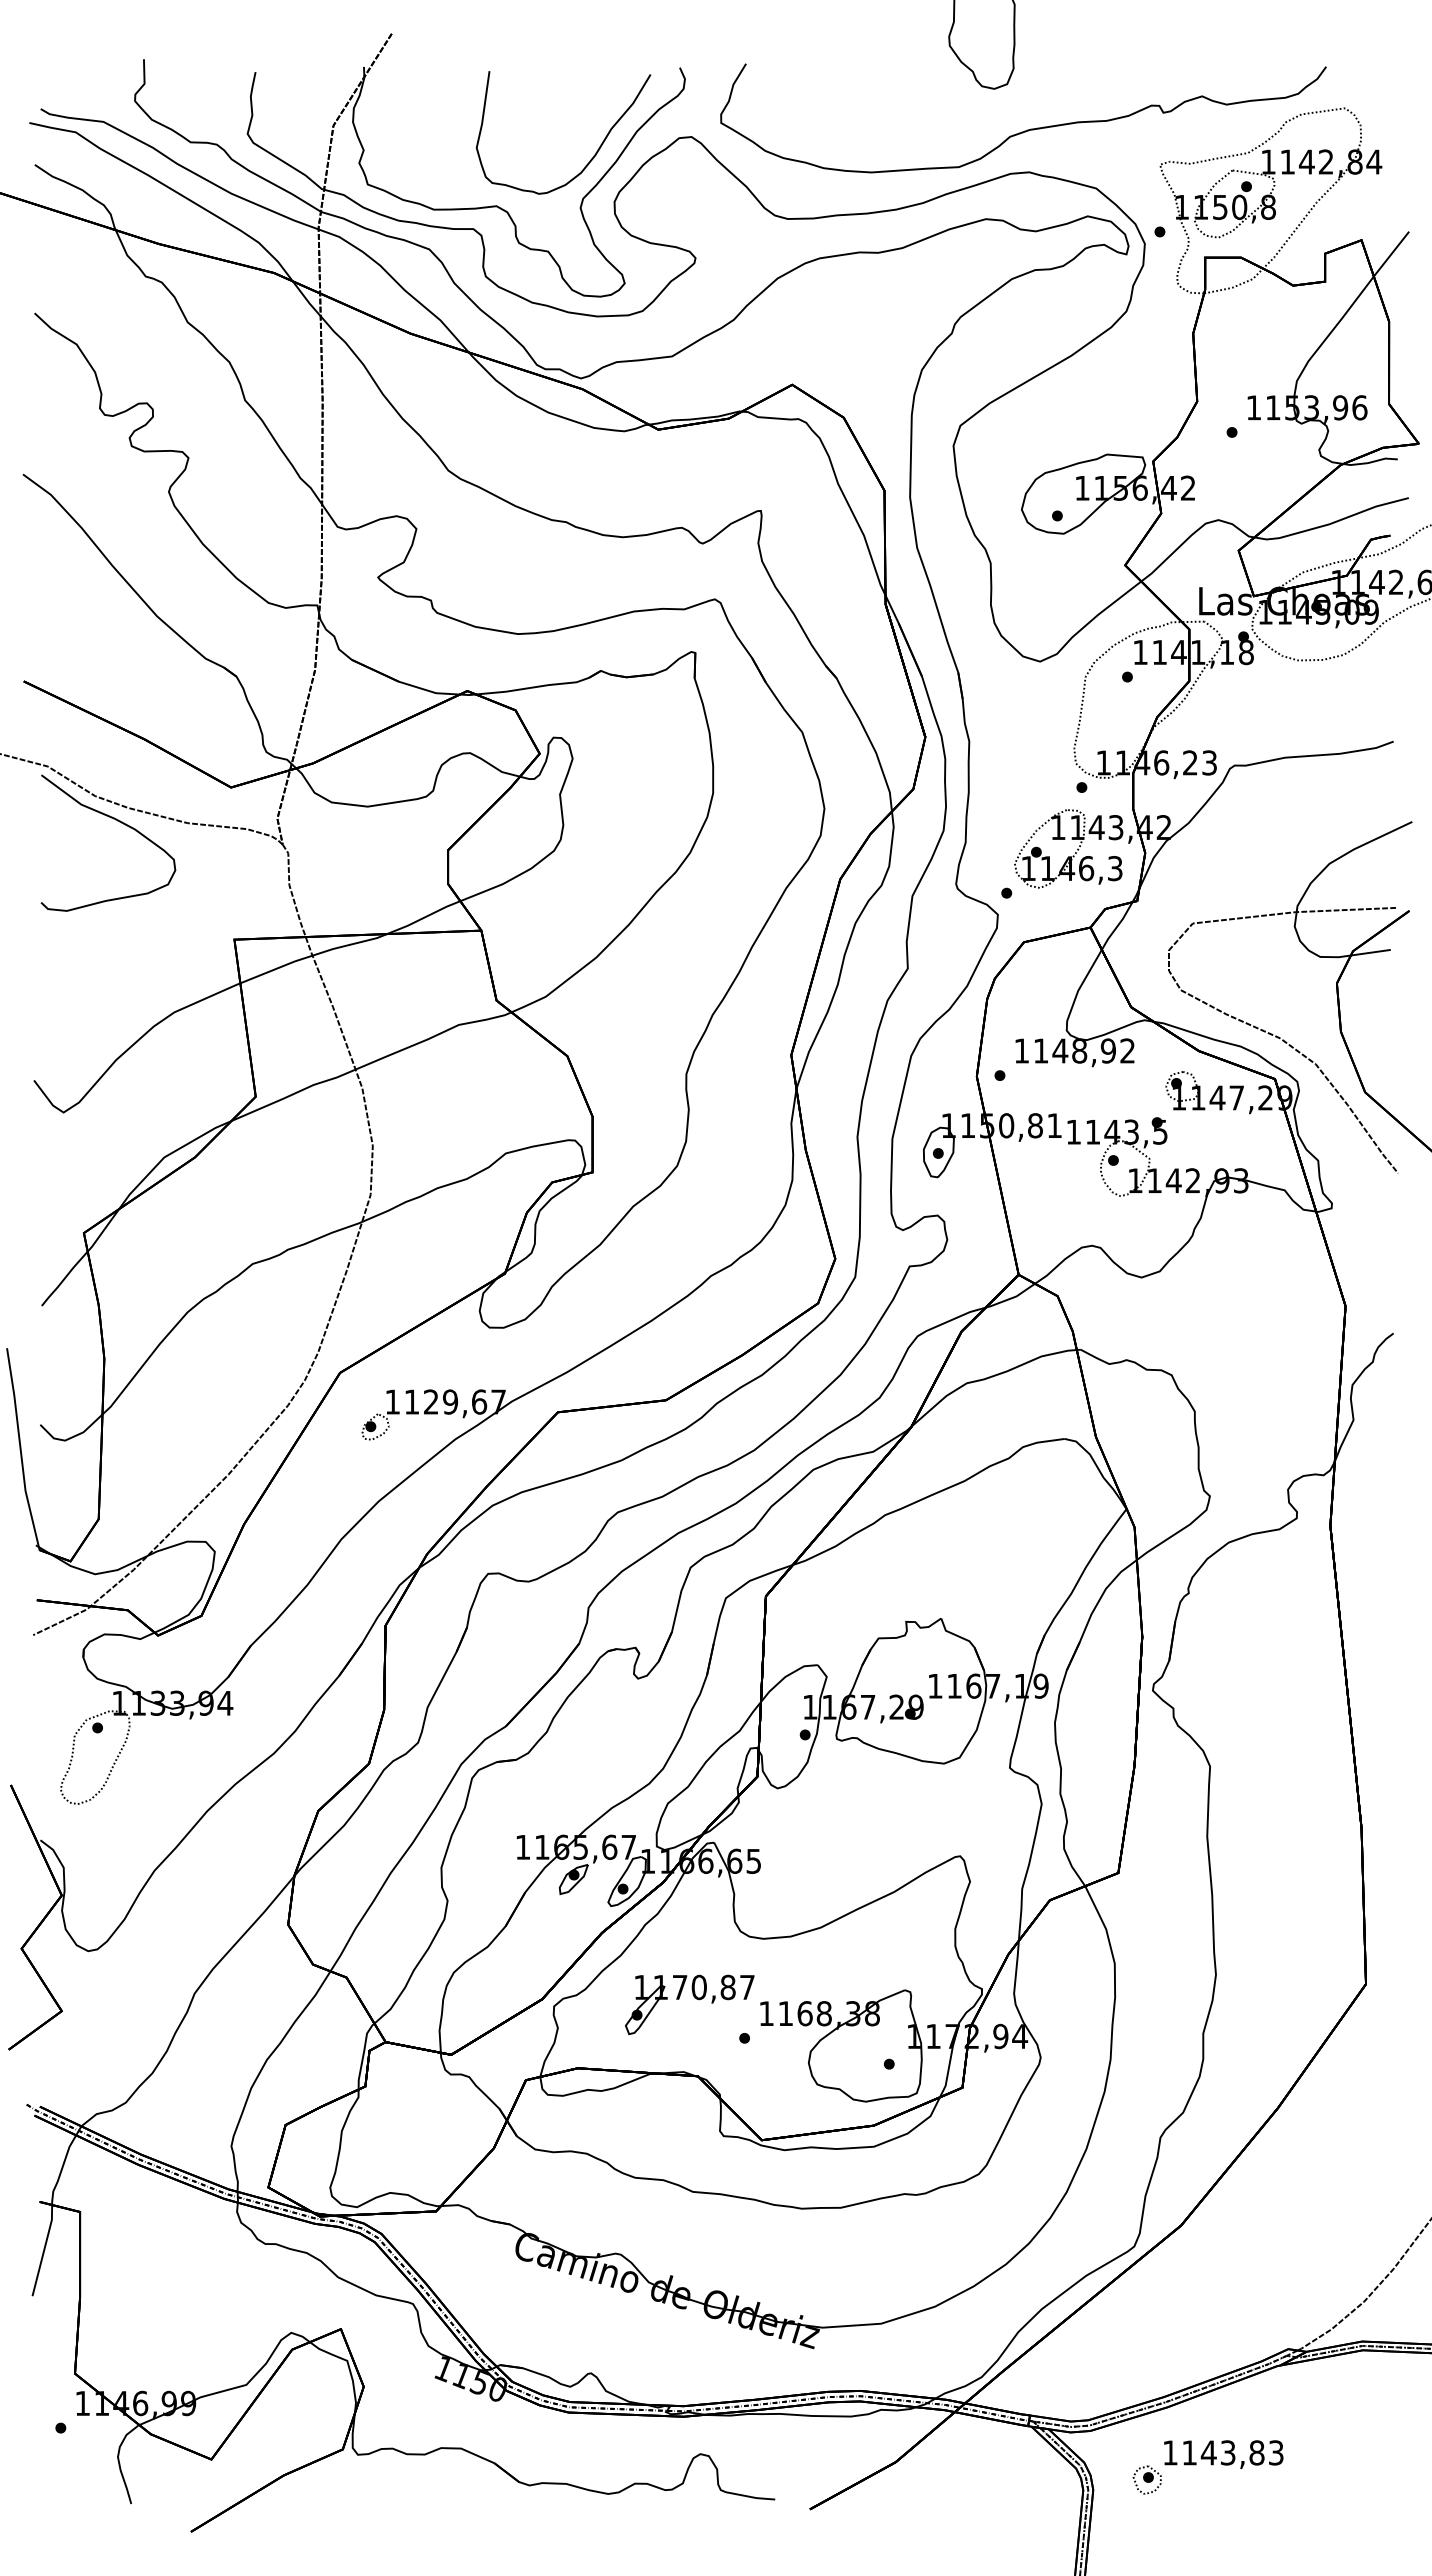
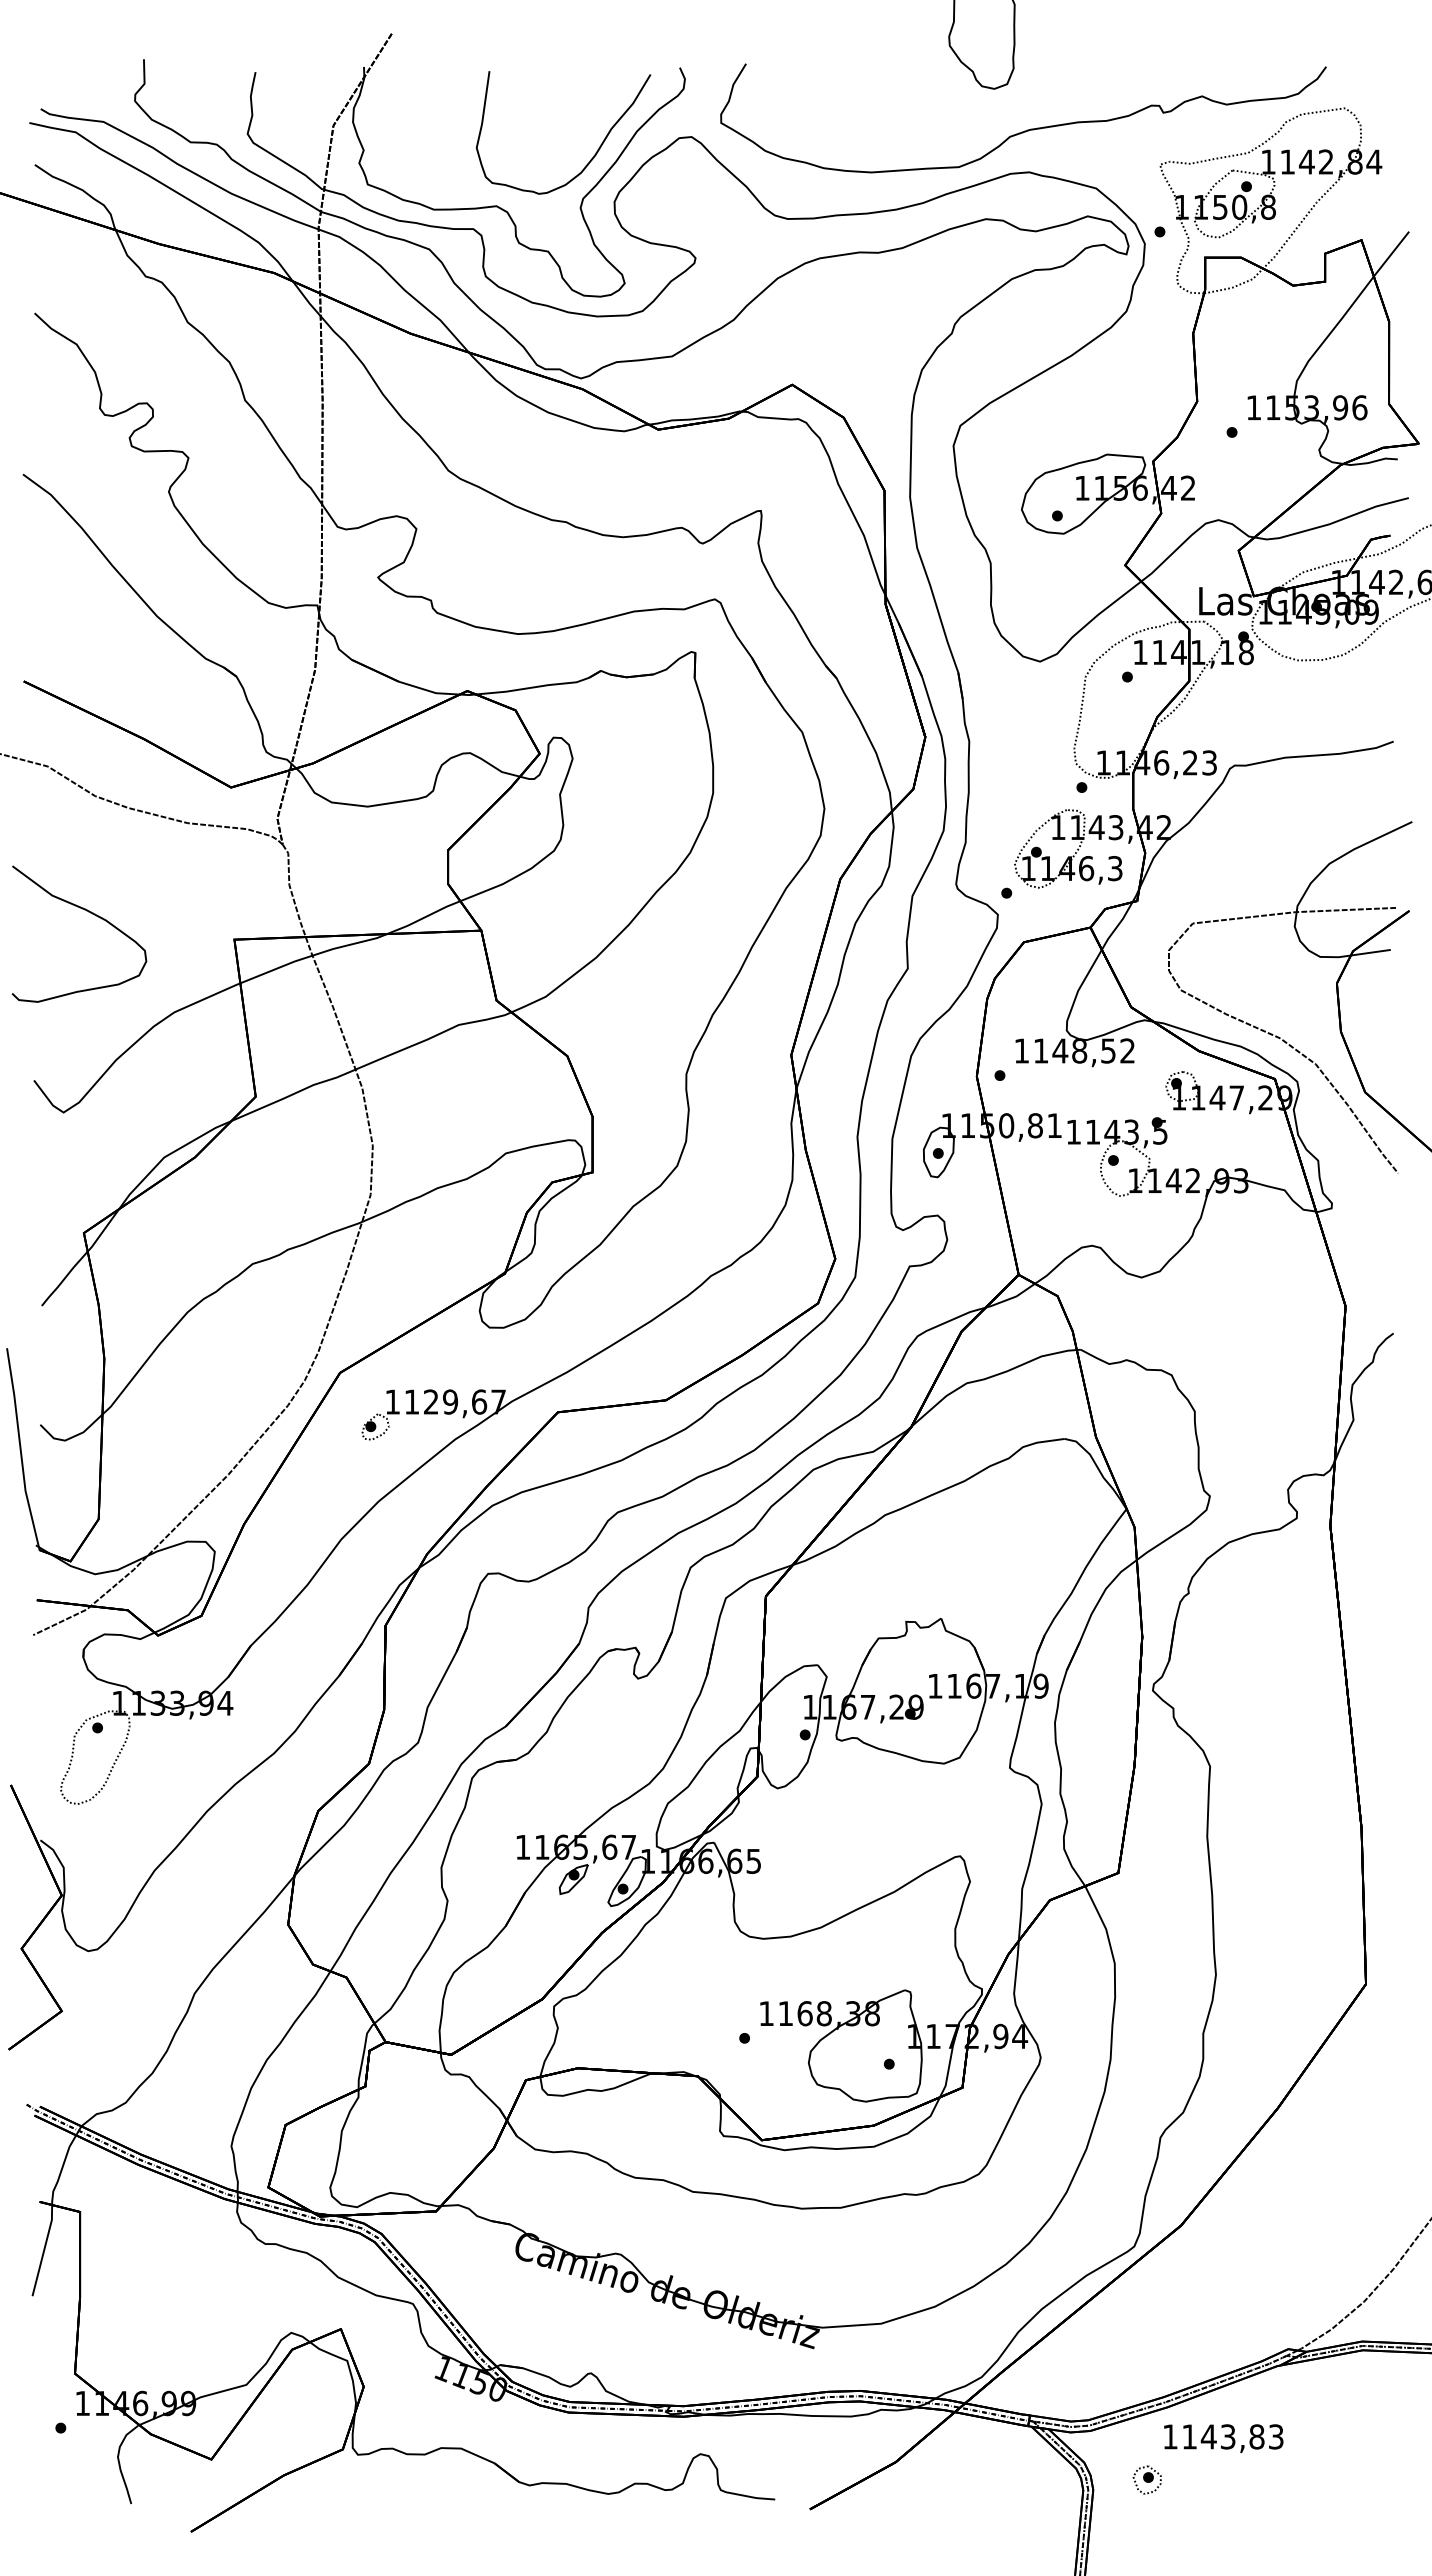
curve position: (119, 822) -> (90, 913) (90, 913)
text: 1148,92 -> 1148,52 (1107, 1050)
part: present -> none (694, 1998)
text position: (1223, 2454) -> (1223, 2438) (1223, 2438)
